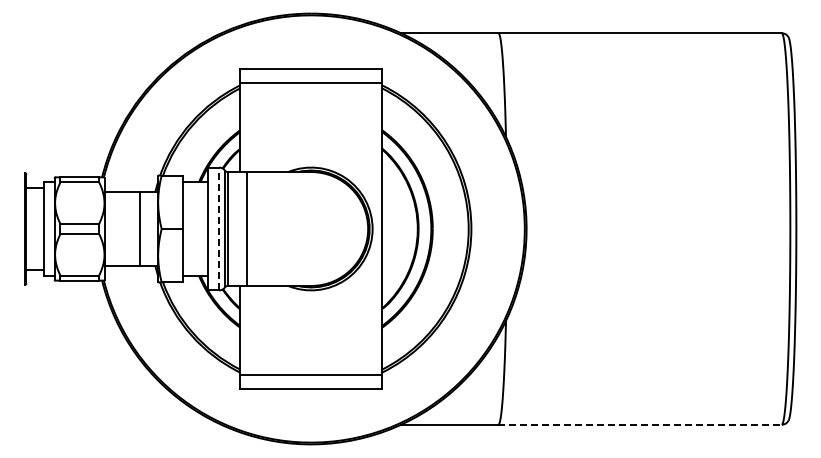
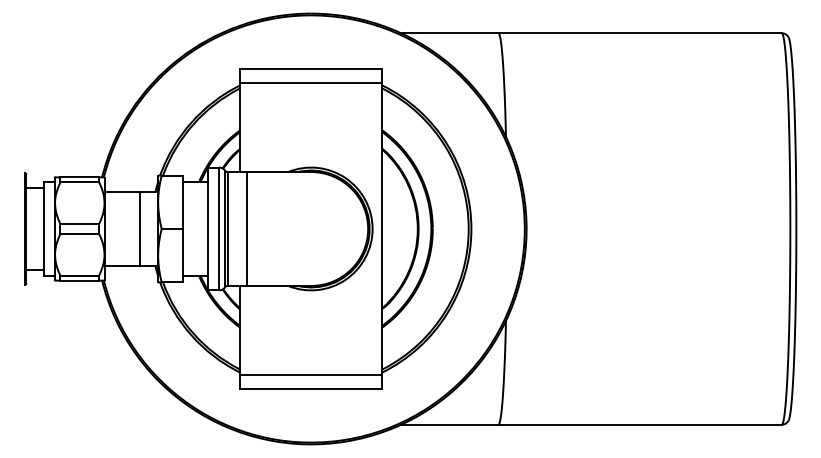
line: dashed -> solid (219, 228)
line: dashed -> solid (640, 424)
